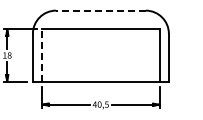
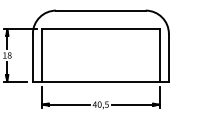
line: dashed -> solid (100, 10)
line: dashed -> solid (42, 54)
